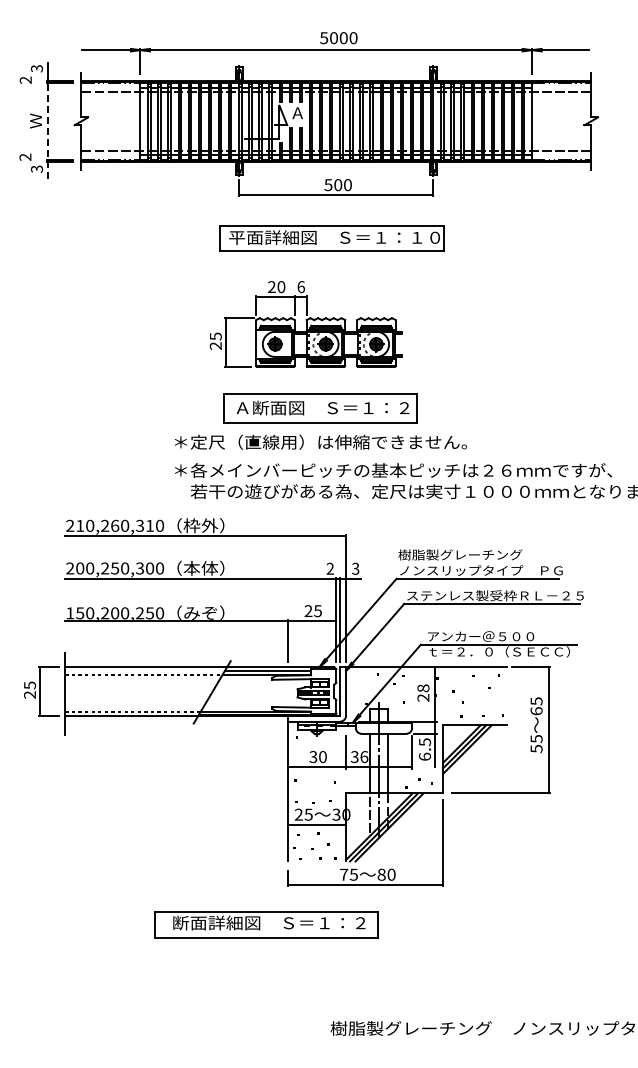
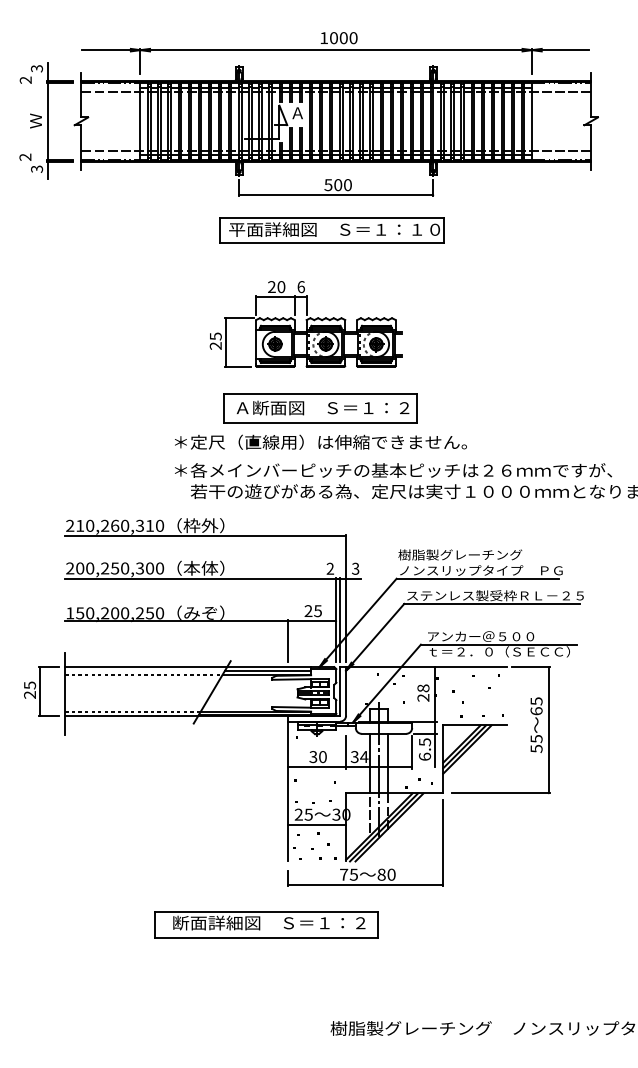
text: 5000 -> 1000 (324, 38)
line: dashed -> solid (48, 130)
part position: (331, 238) -> (331, 230) (331, 230)
text: 36 -> 34 (364, 757)
